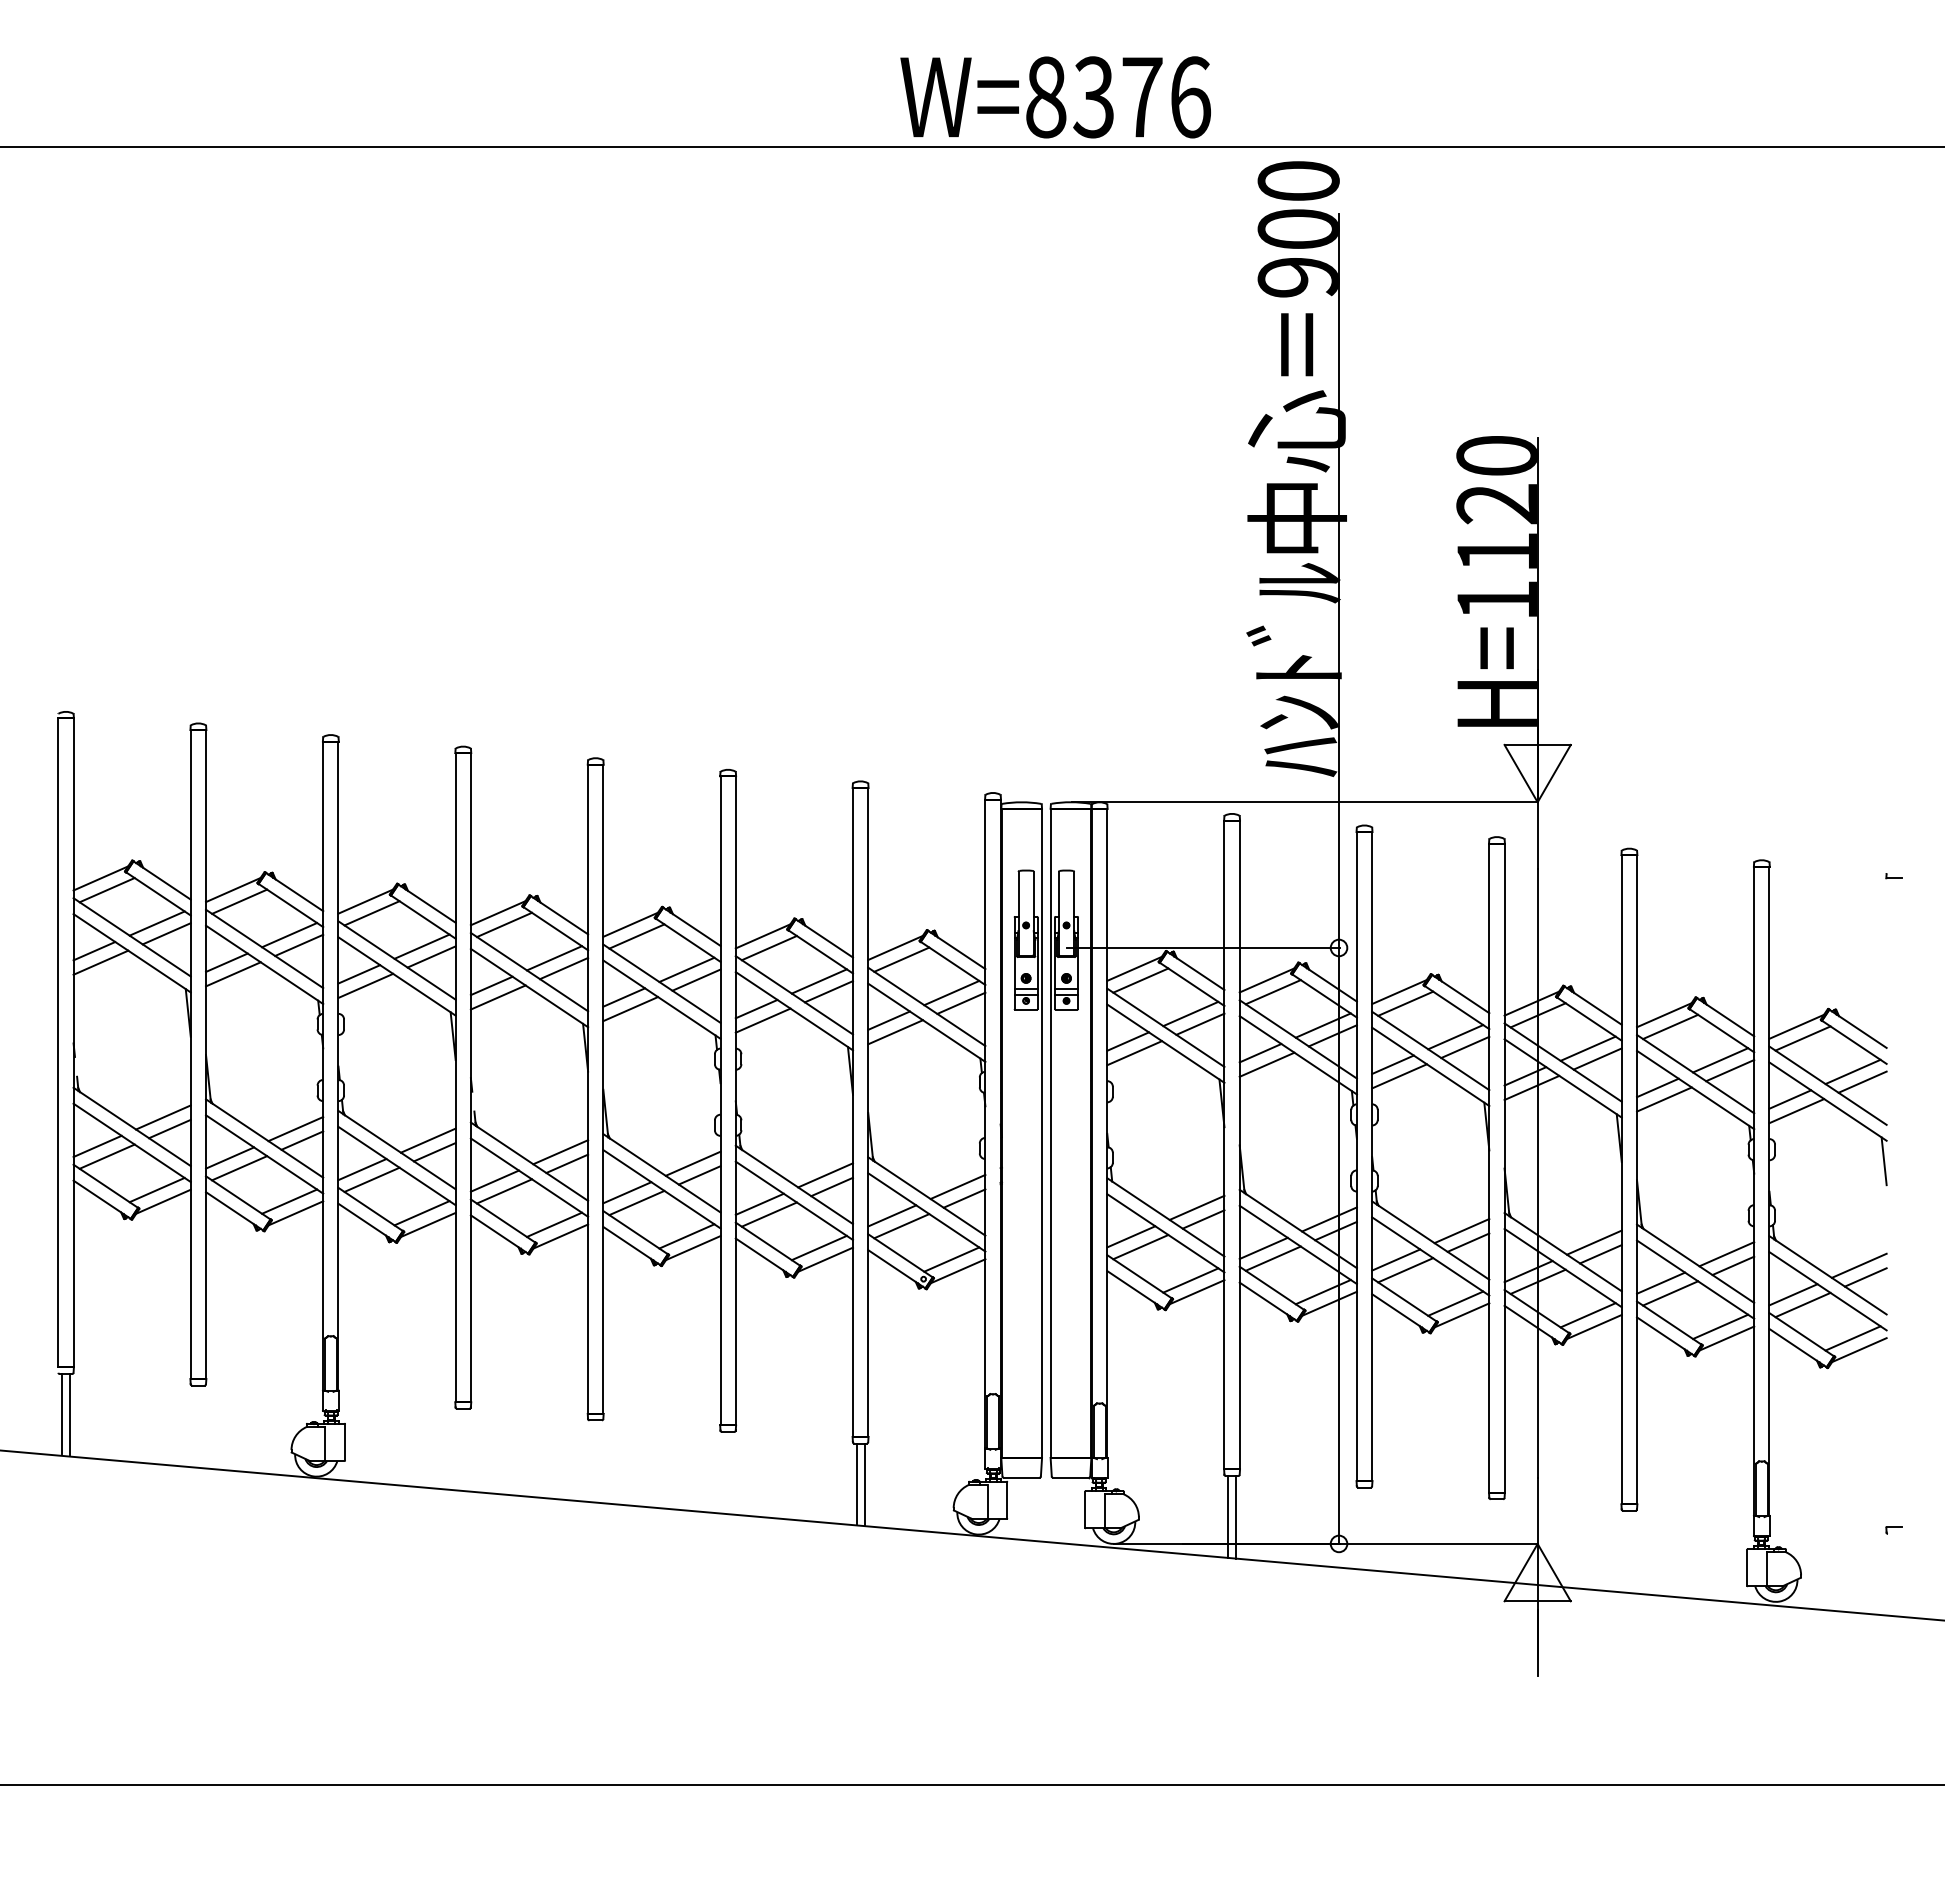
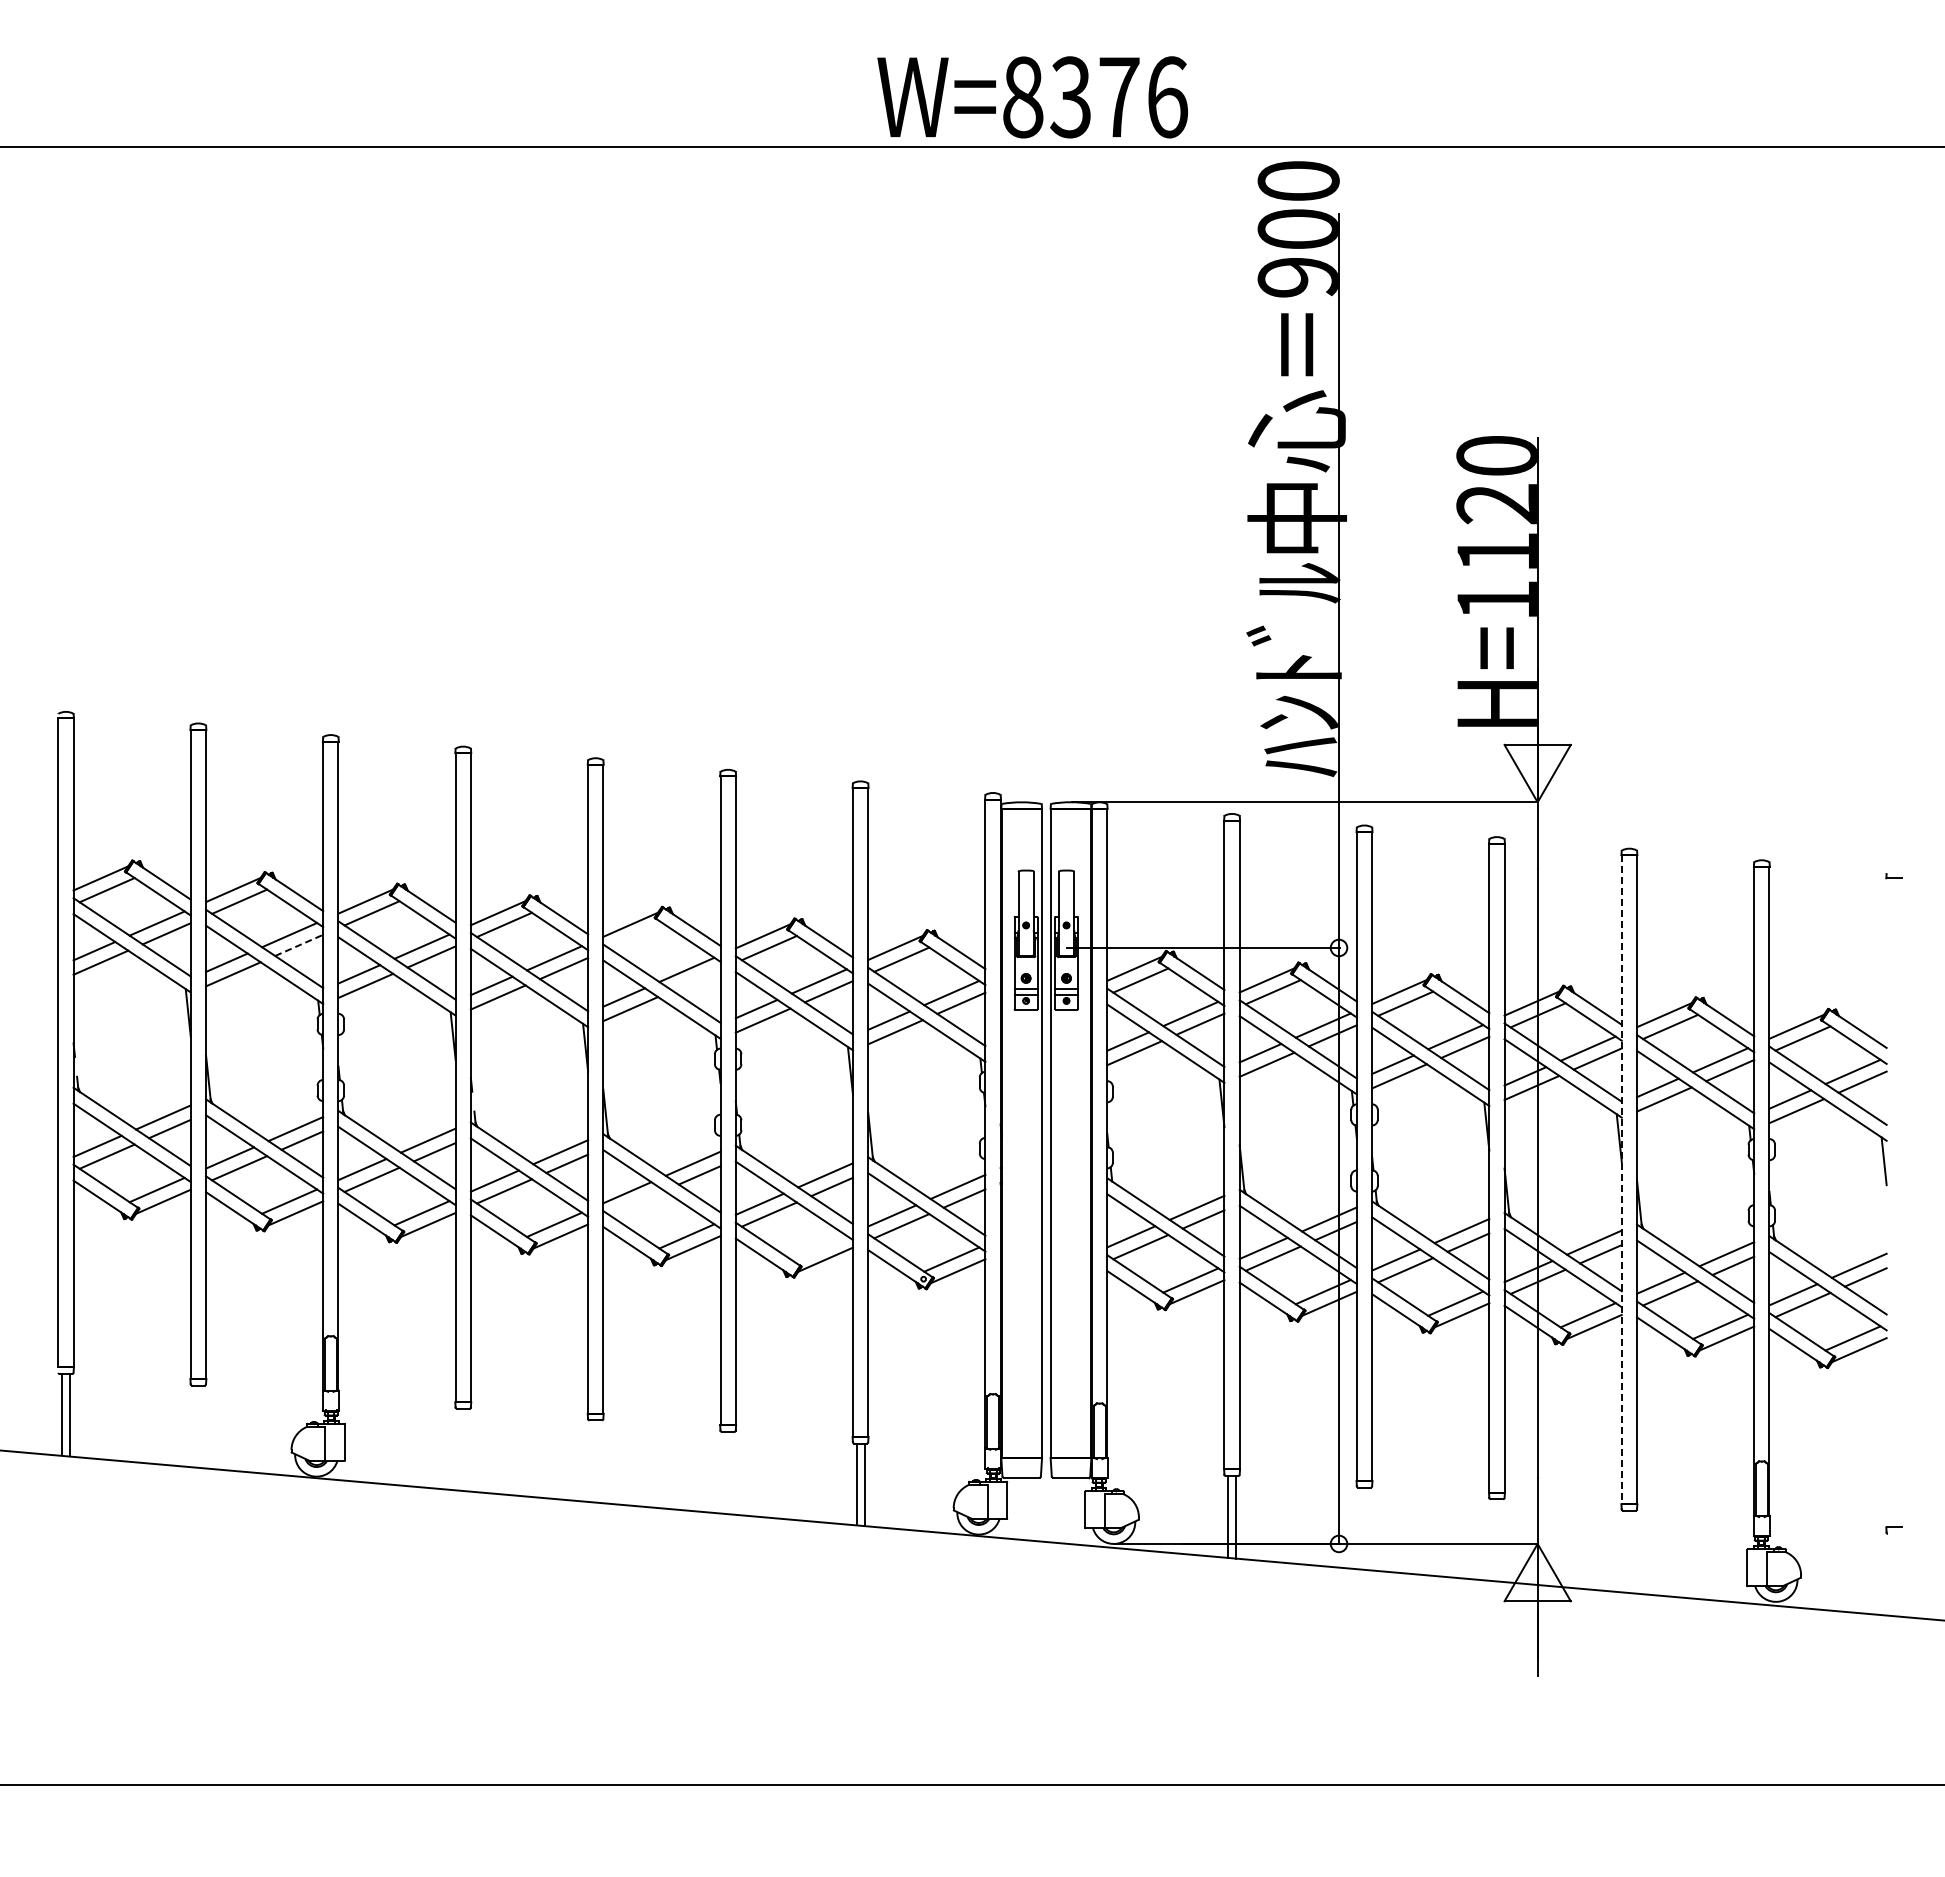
text position: (1055, 97) -> (1032, 97) (1032, 97)
line: present -> none (636, 936)
line: solid -> dashed (299, 945)
line: present -> none (696, 979)
line: solid -> dashed (1621, 1180)
line: present -> none (636, 1202)
line: present -> none (818, 1247)
